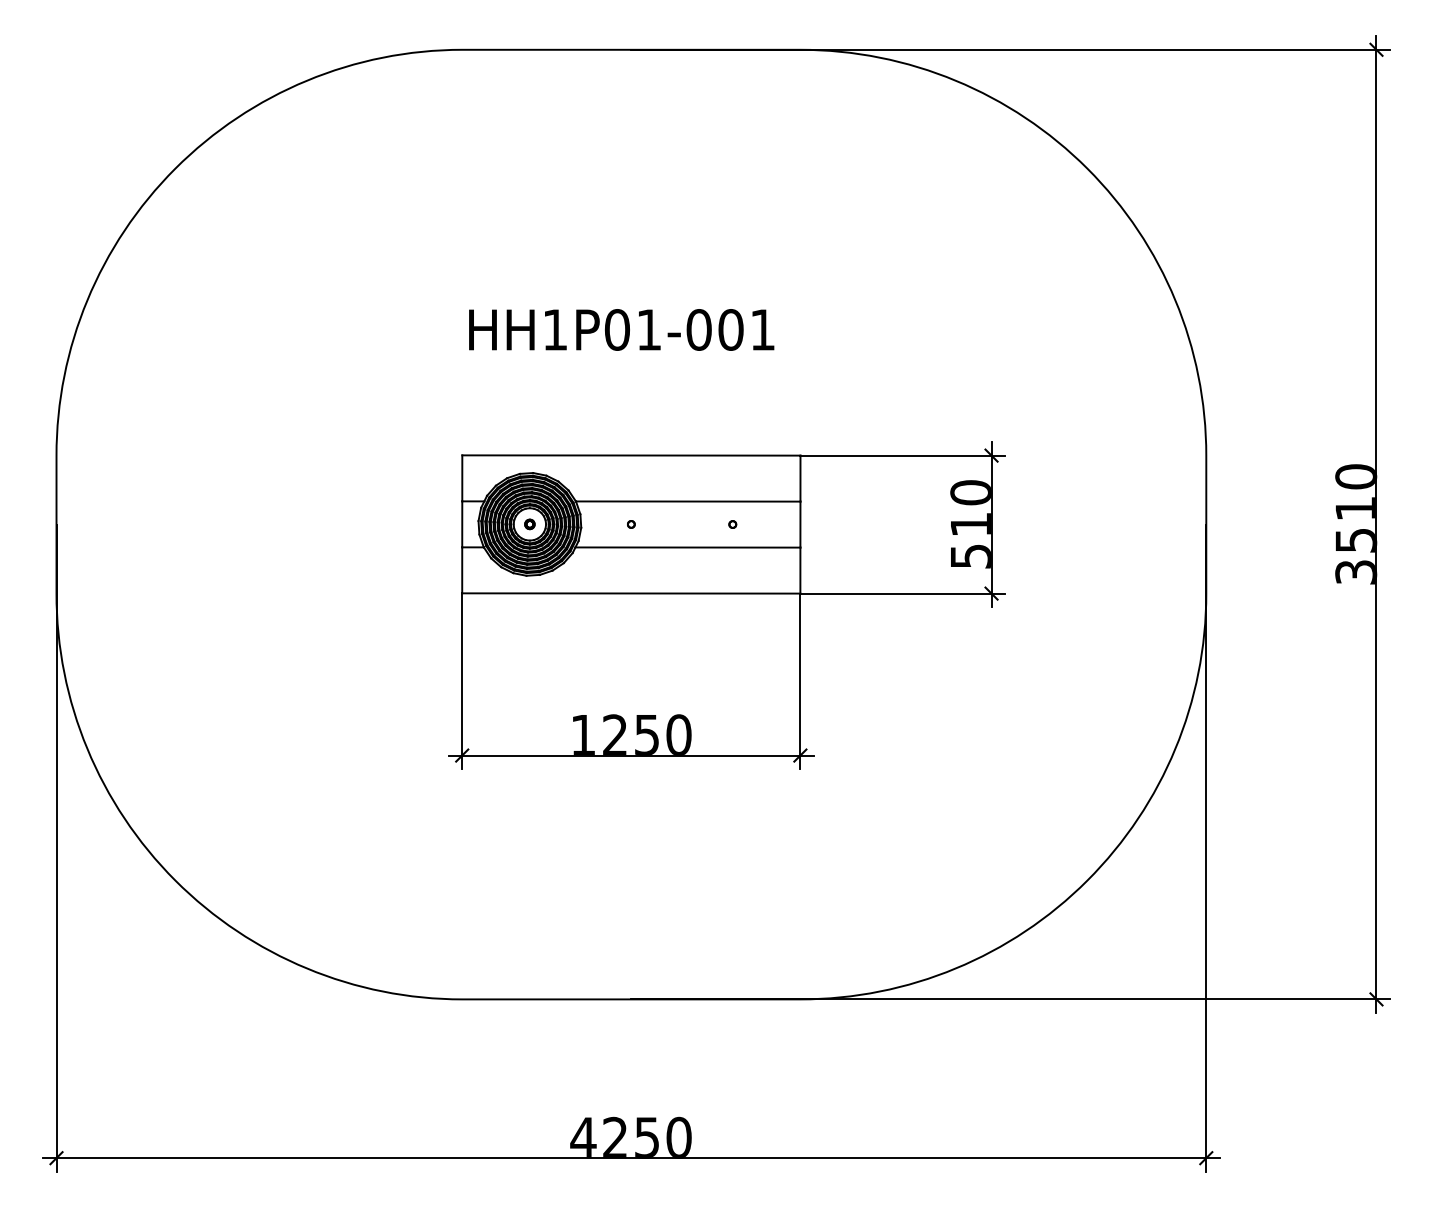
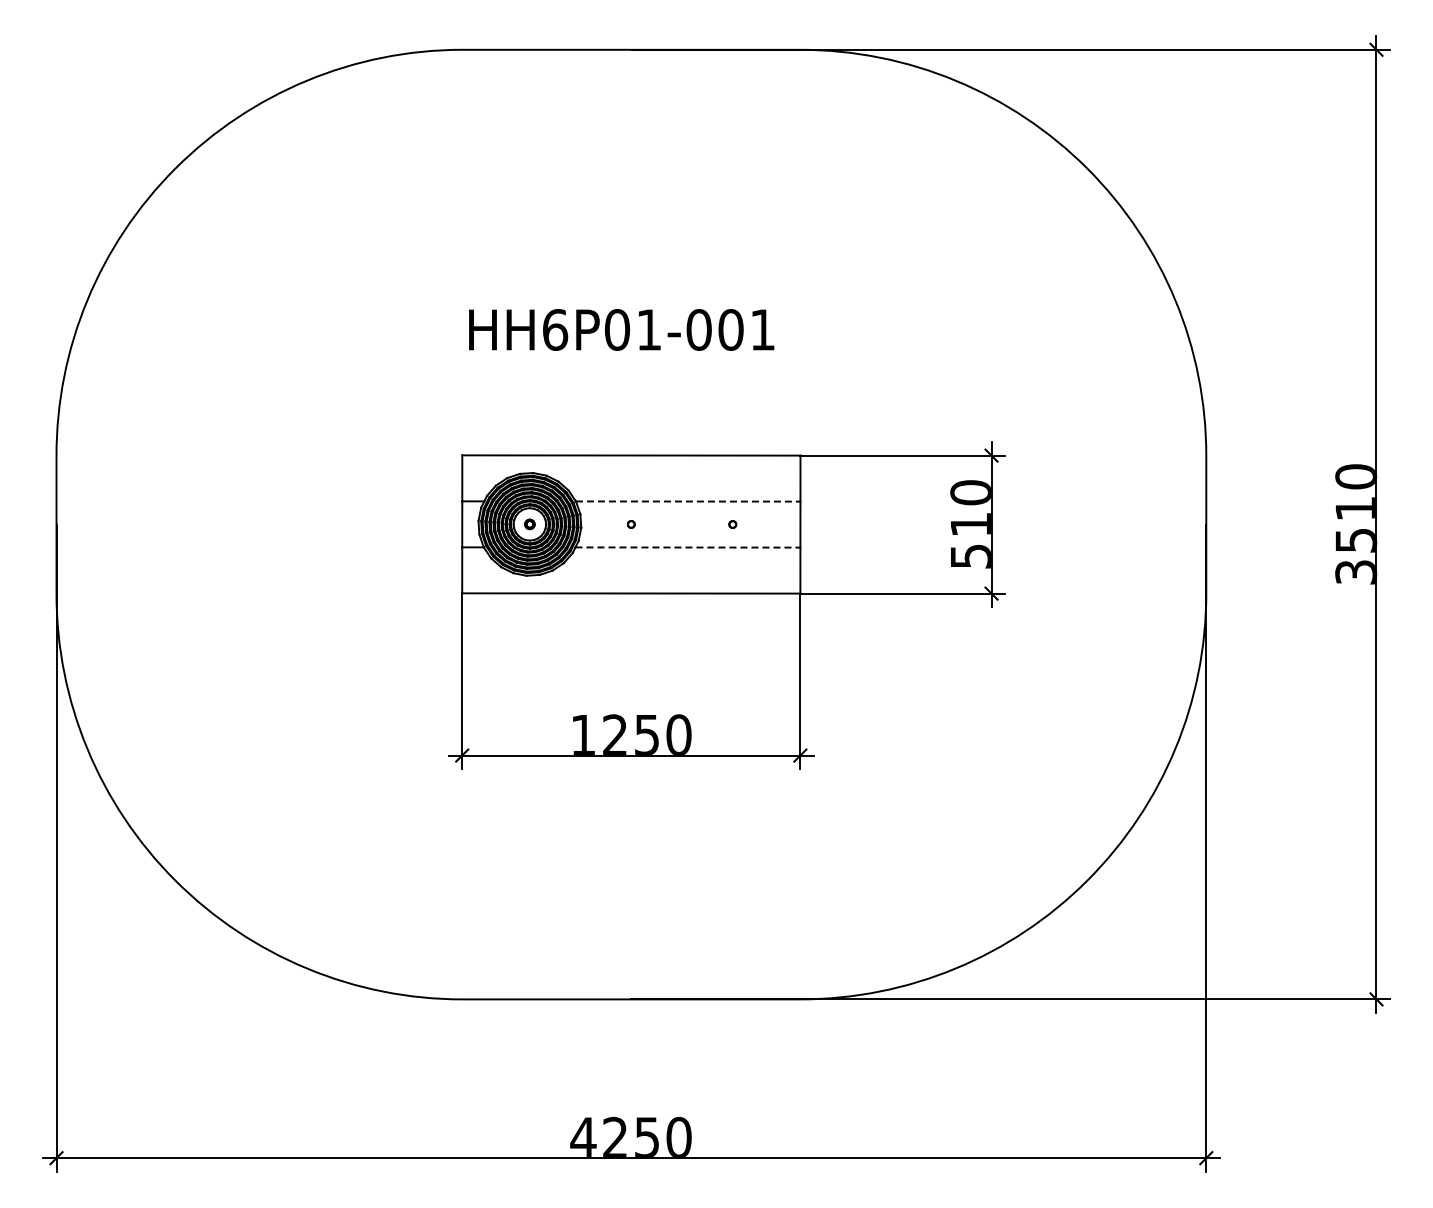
text: HH1P01-001 -> HH6P01-001 (555, 329)
line: solid -> dashed (688, 501)
line: solid -> dashed (688, 547)
